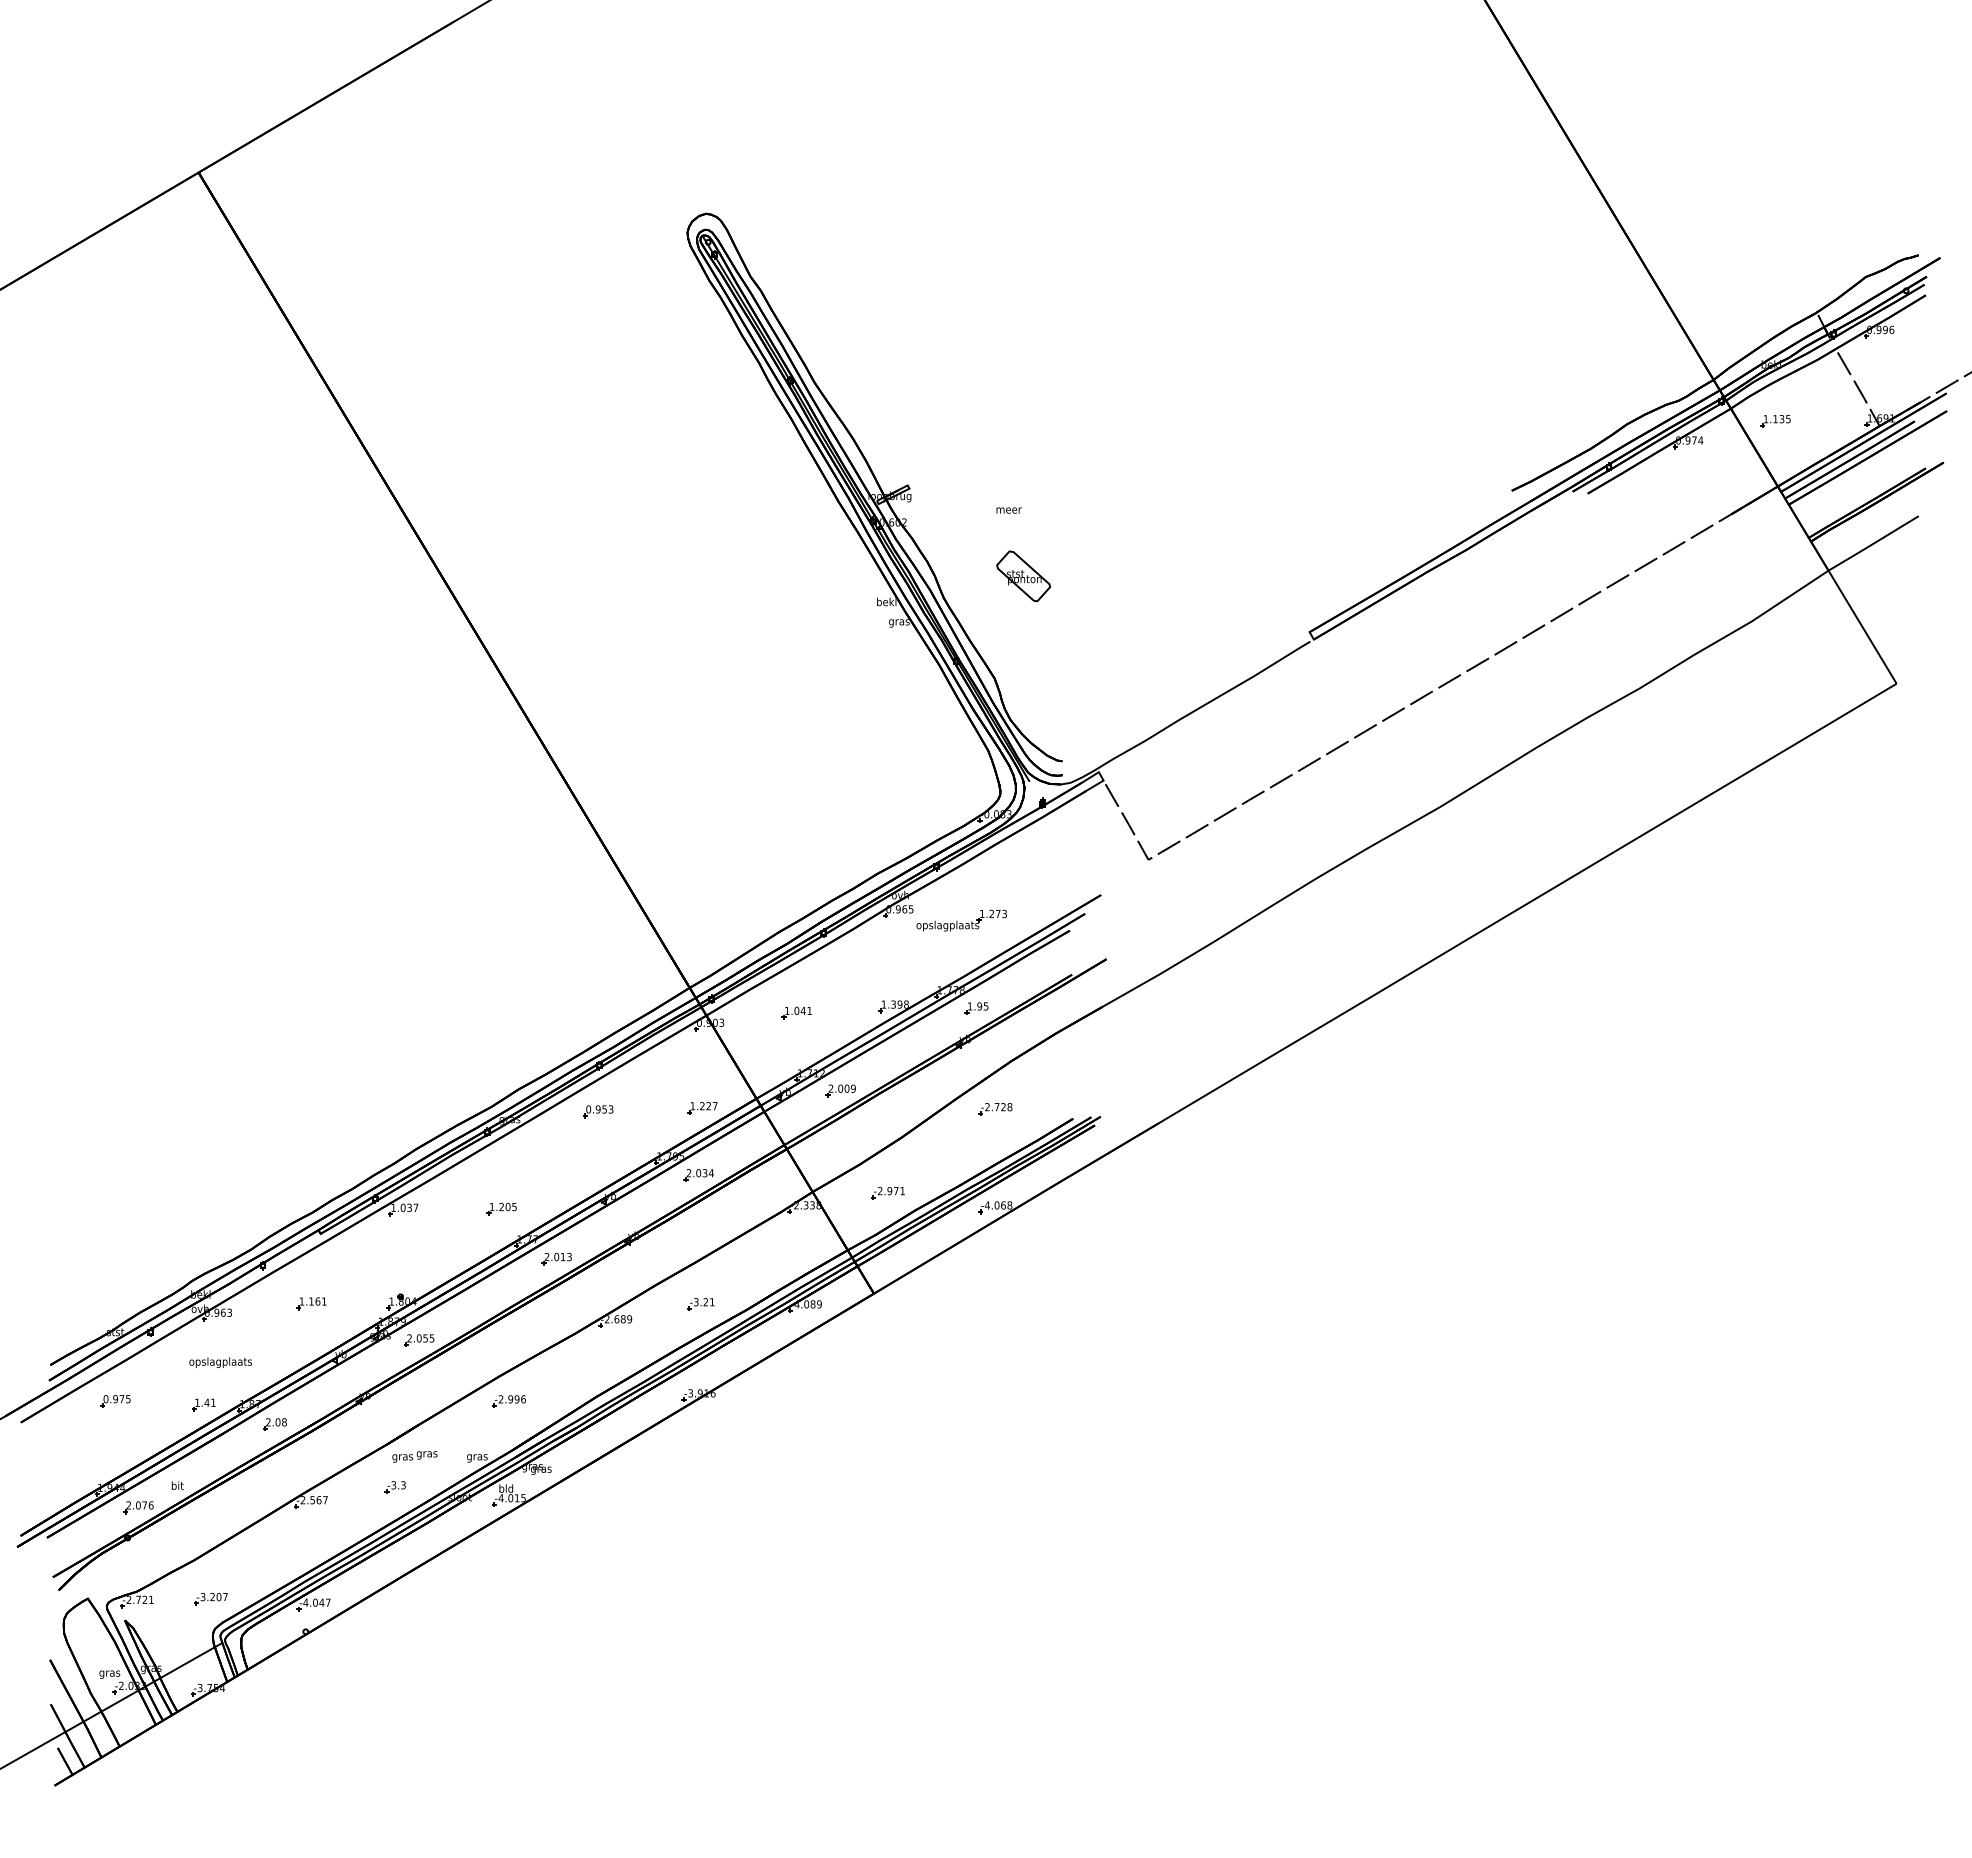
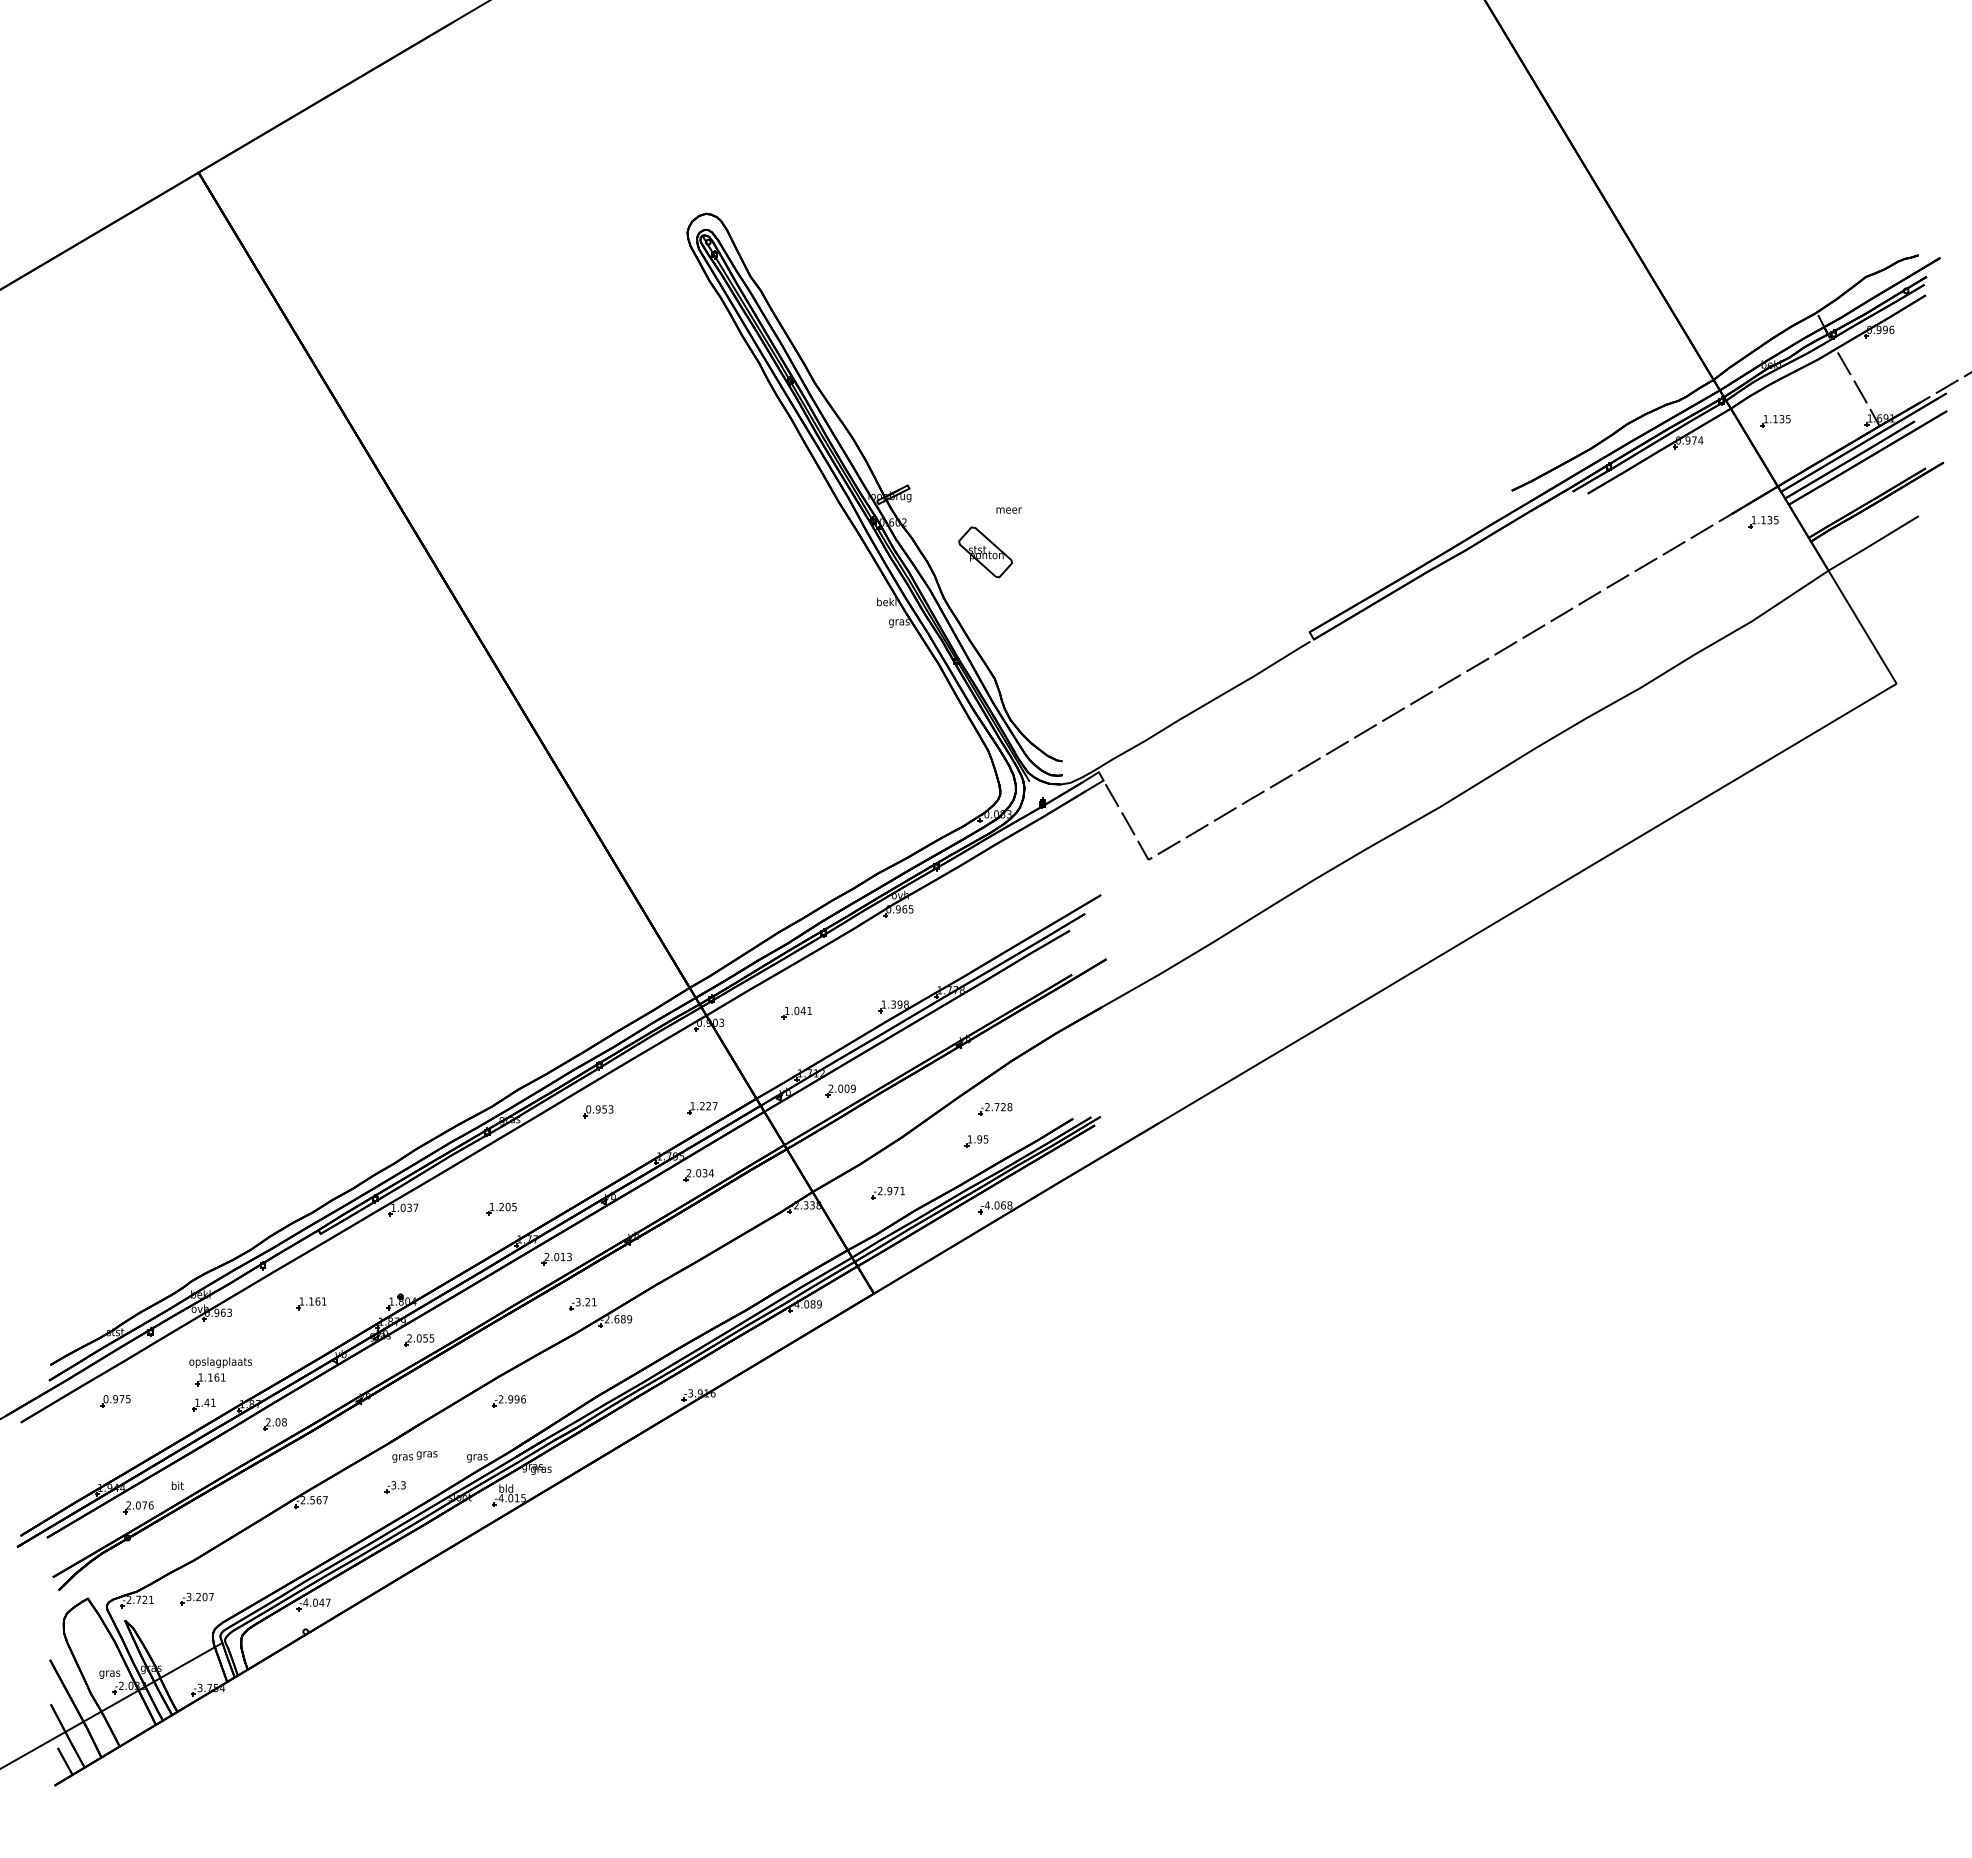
part: none -> present (1763, 522)
part position: (1023, 576) -> (985, 552) (985, 552)
part: present -> none (961, 920)
part position: (976, 1008) -> (976, 1141) (976, 1141)
part position: (700, 1304) -> (582, 1304) (582, 1304)
part: none -> present (210, 1379)
part position: (210, 1598) -> (196, 1598) (196, 1598)
